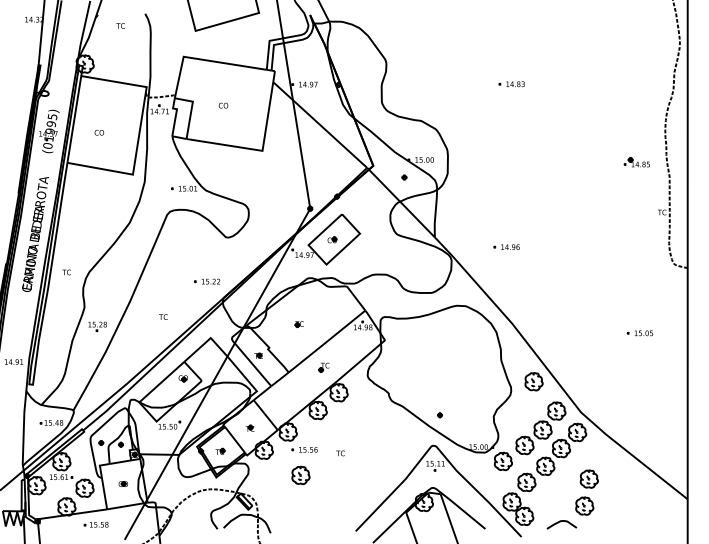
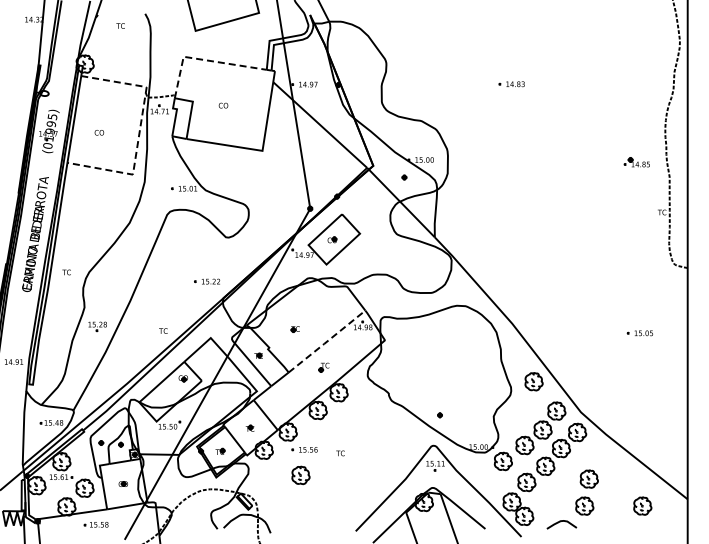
line: solid -> dashed (204, 60)
line: solid -> dashed (139, 131)
part: present -> none (506, 246)
text position: (163, 316) -> (163, 330) (163, 330)
part position: (298, 324) -> (294, 329) (294, 329)
line: solid -> dashed (326, 342)
part: none -> present (642, 505)
